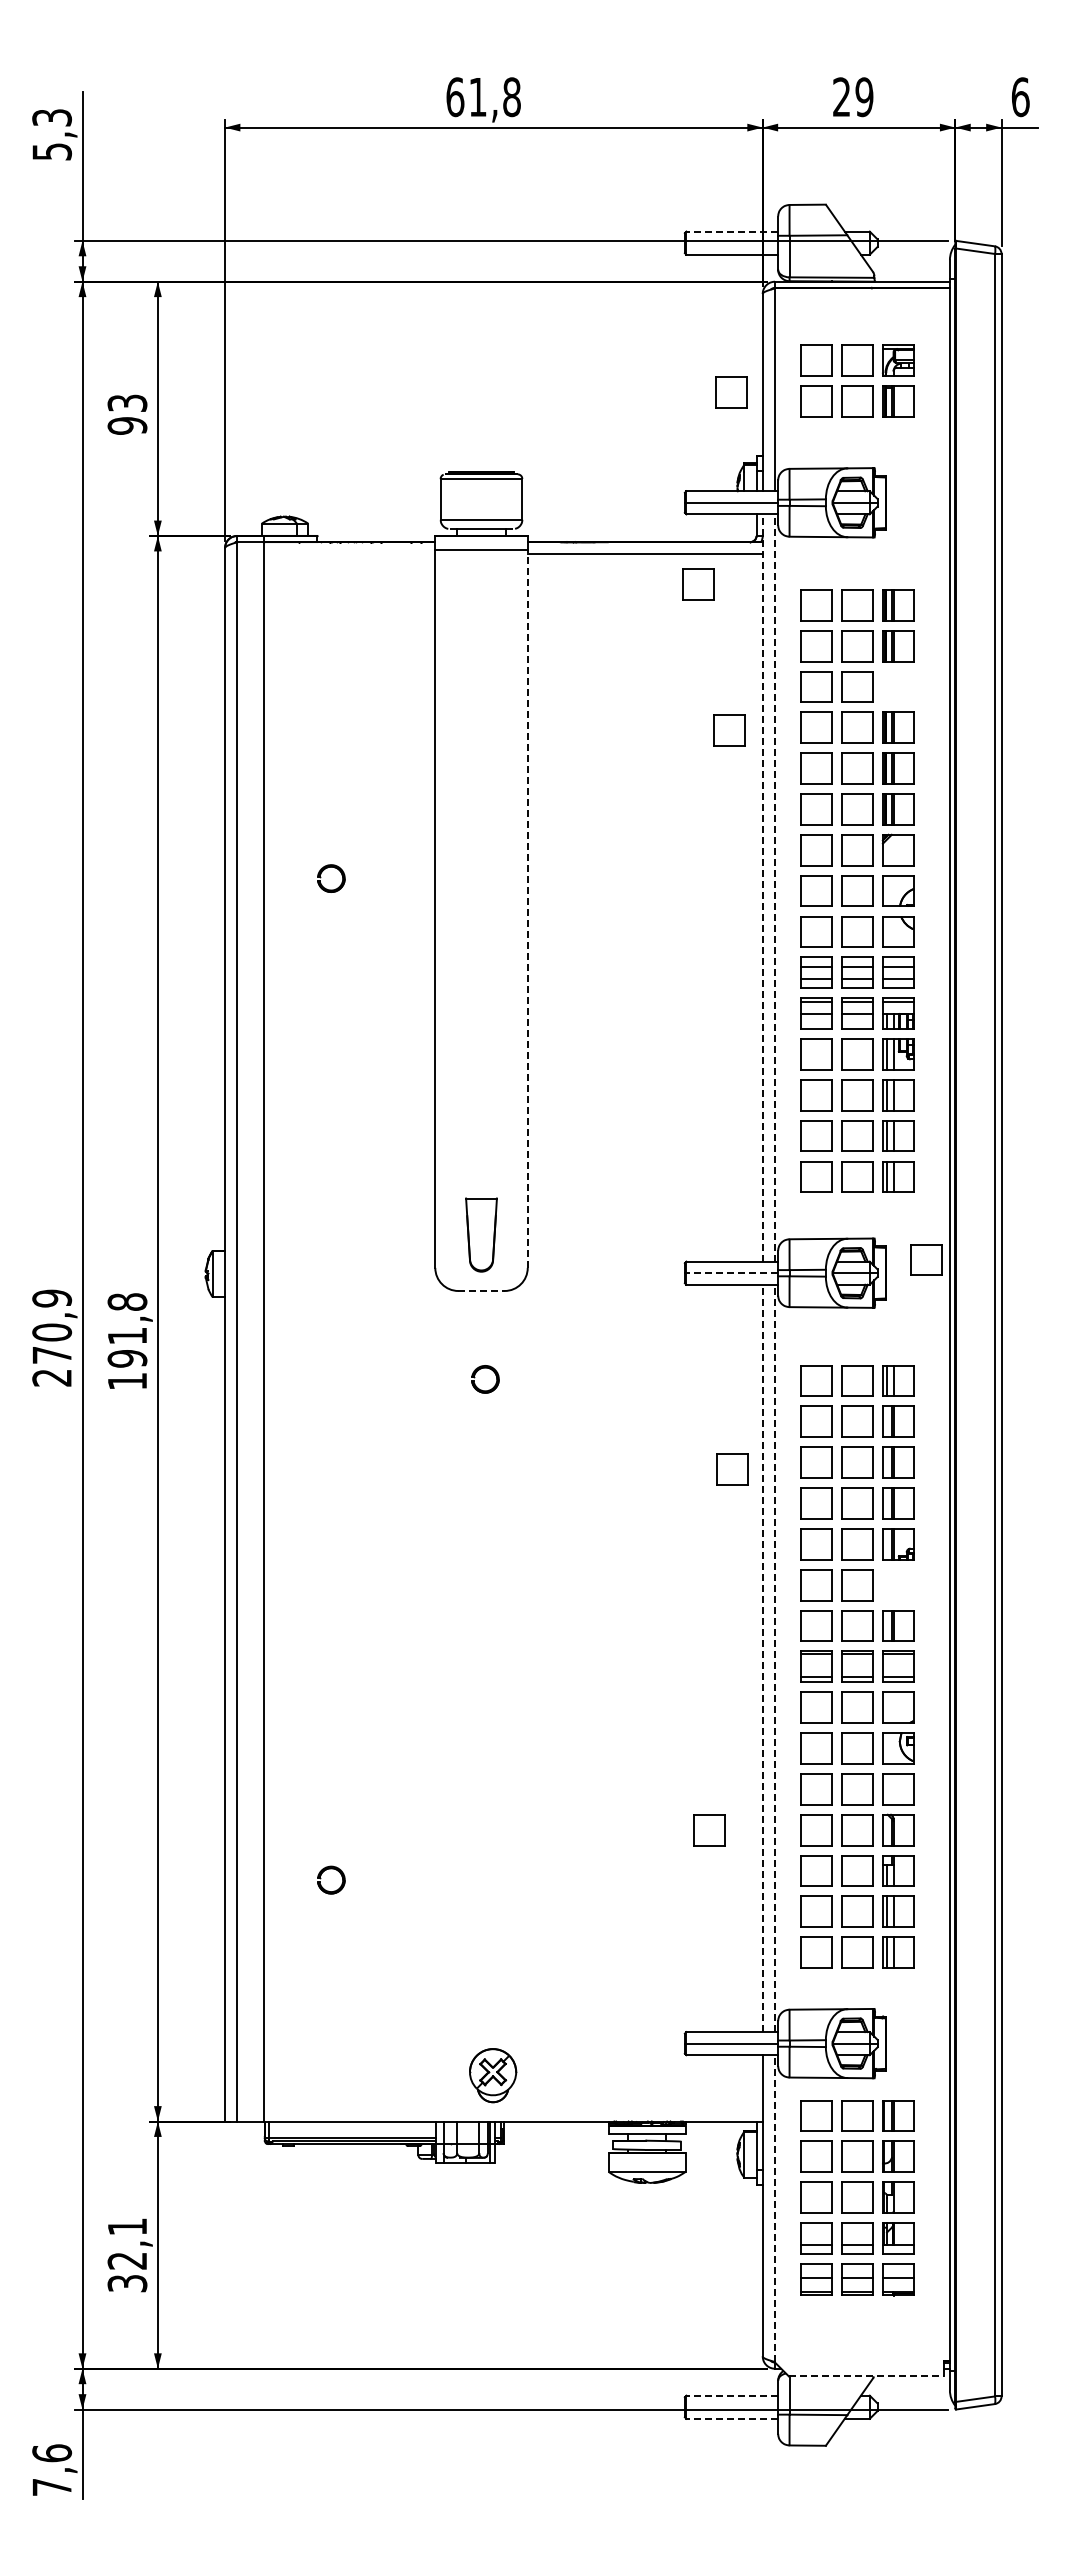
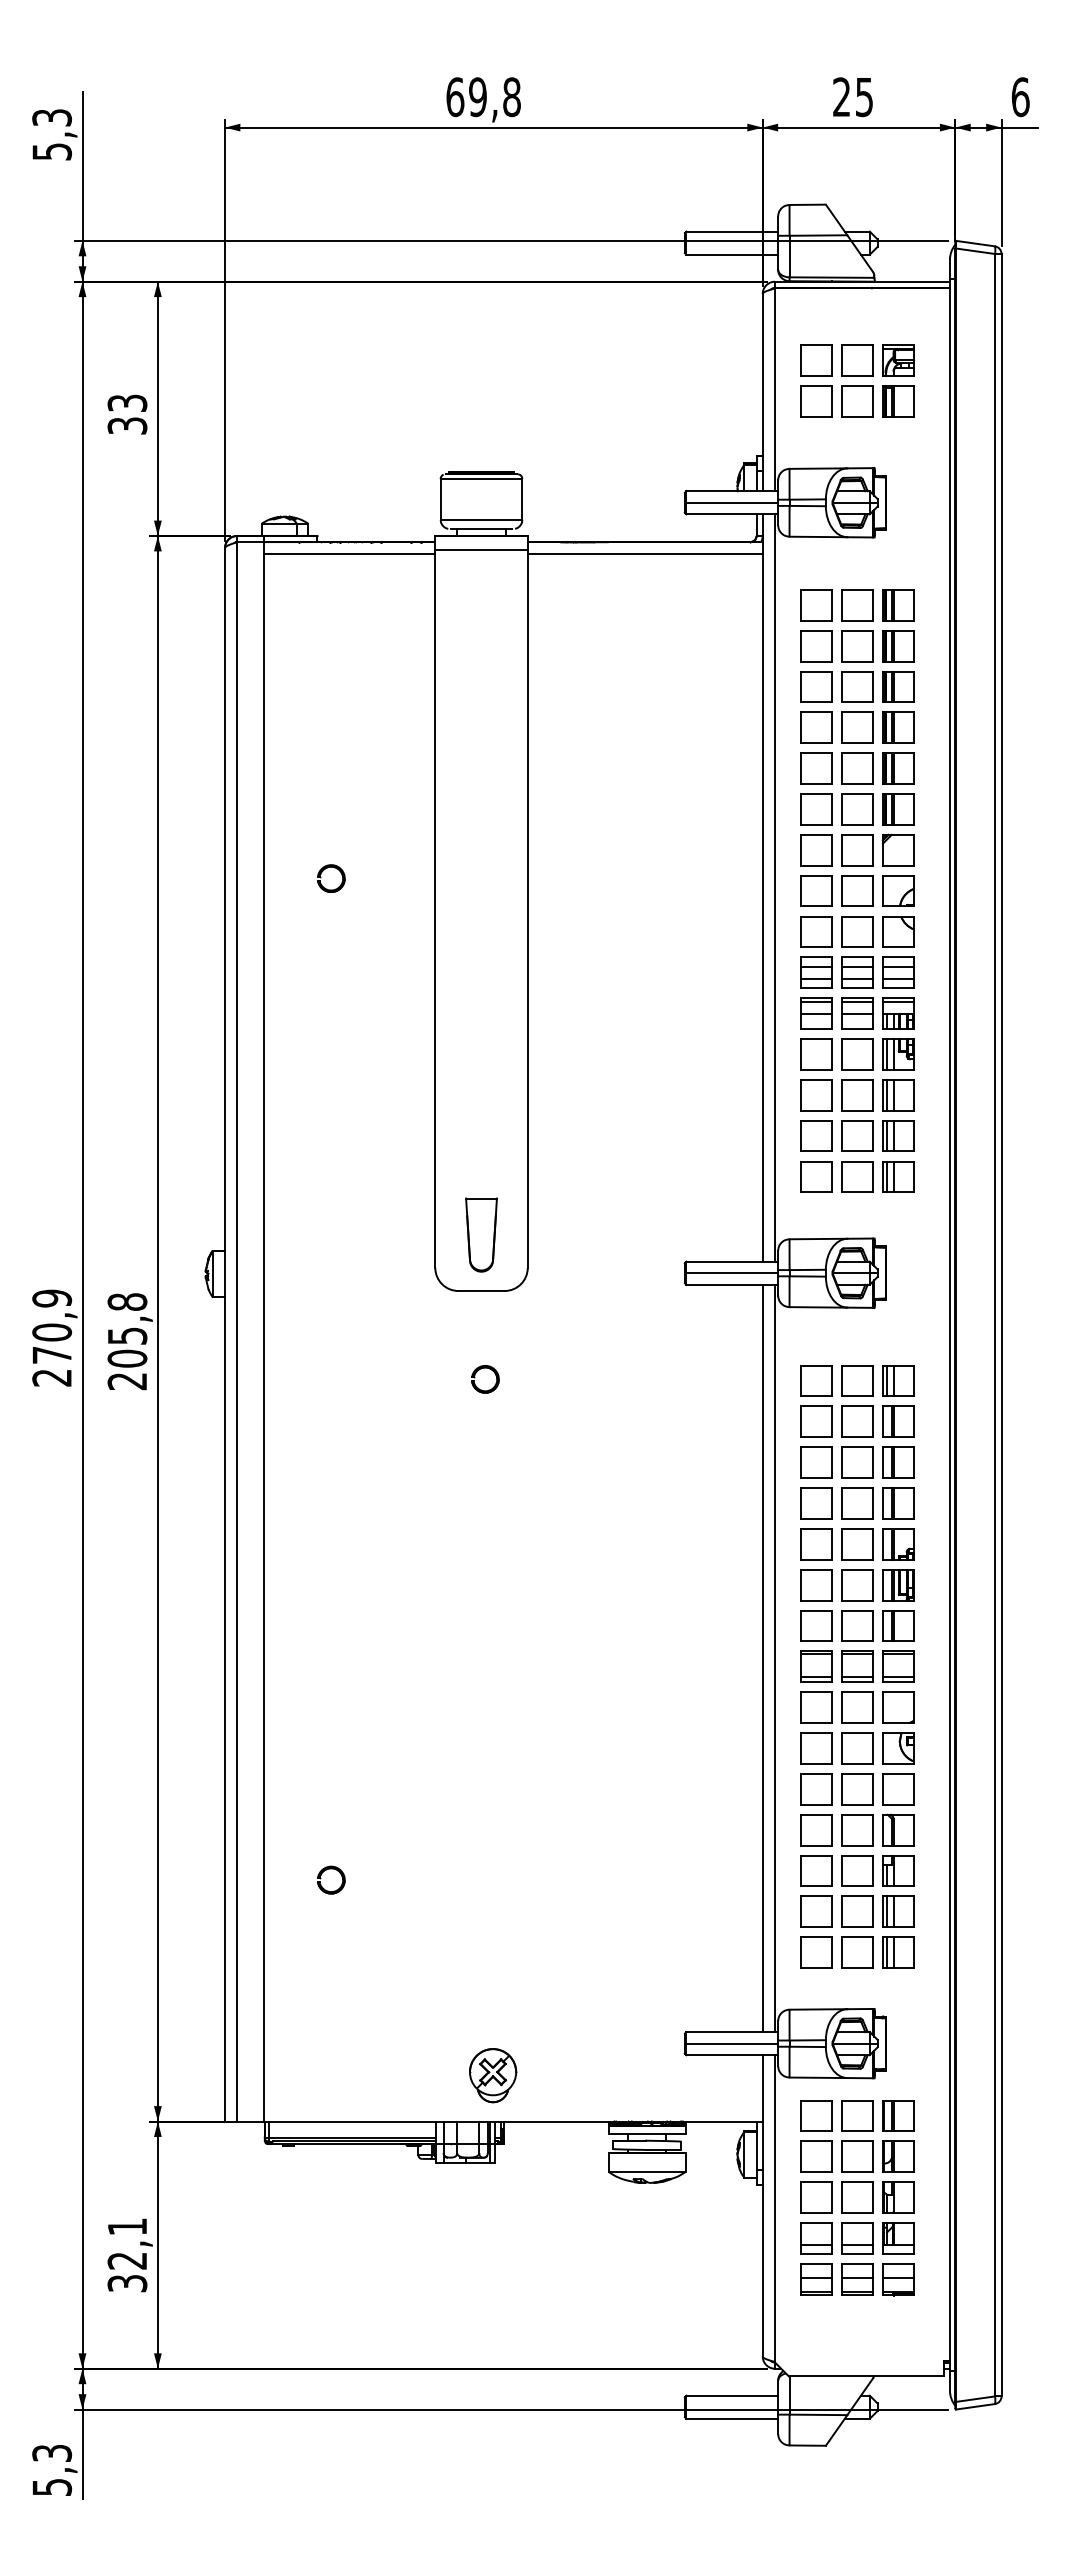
text: 29 -> 25 (864, 96)
text: 61,8 -> 69,8 (477, 97)
line: dashed -> solid (732, 231)
part: present -> none (731, 392)
text: 93 -> 33 (127, 425)
line: none -> present (349, 554)
part: present -> none (698, 584)
part: none -> present (898, 686)
part: present -> none (729, 730)
line: dashed -> solid (762, 888)
line: dashed -> solid (775, 888)
line: dashed -> solid (527, 908)
part: present -> none (926, 1259)
line: dashed -> solid (732, 1273)
line: dashed -> solid (482, 1291)
text: 191,8 -> 205,8 (127, 1358)
part: present -> none (732, 1469)
part: none -> present (898, 1585)
line: dashed -> solid (762, 1658)
line: dashed -> solid (775, 1658)
part: present -> none (709, 1830)
line: dashed -> solid (775, 2208)
line: dashed -> solid (866, 2376)
line: dashed -> solid (732, 2395)
line: dashed -> solid (732, 2418)
text: 7,6 -> 5,3 (52, 2469)
